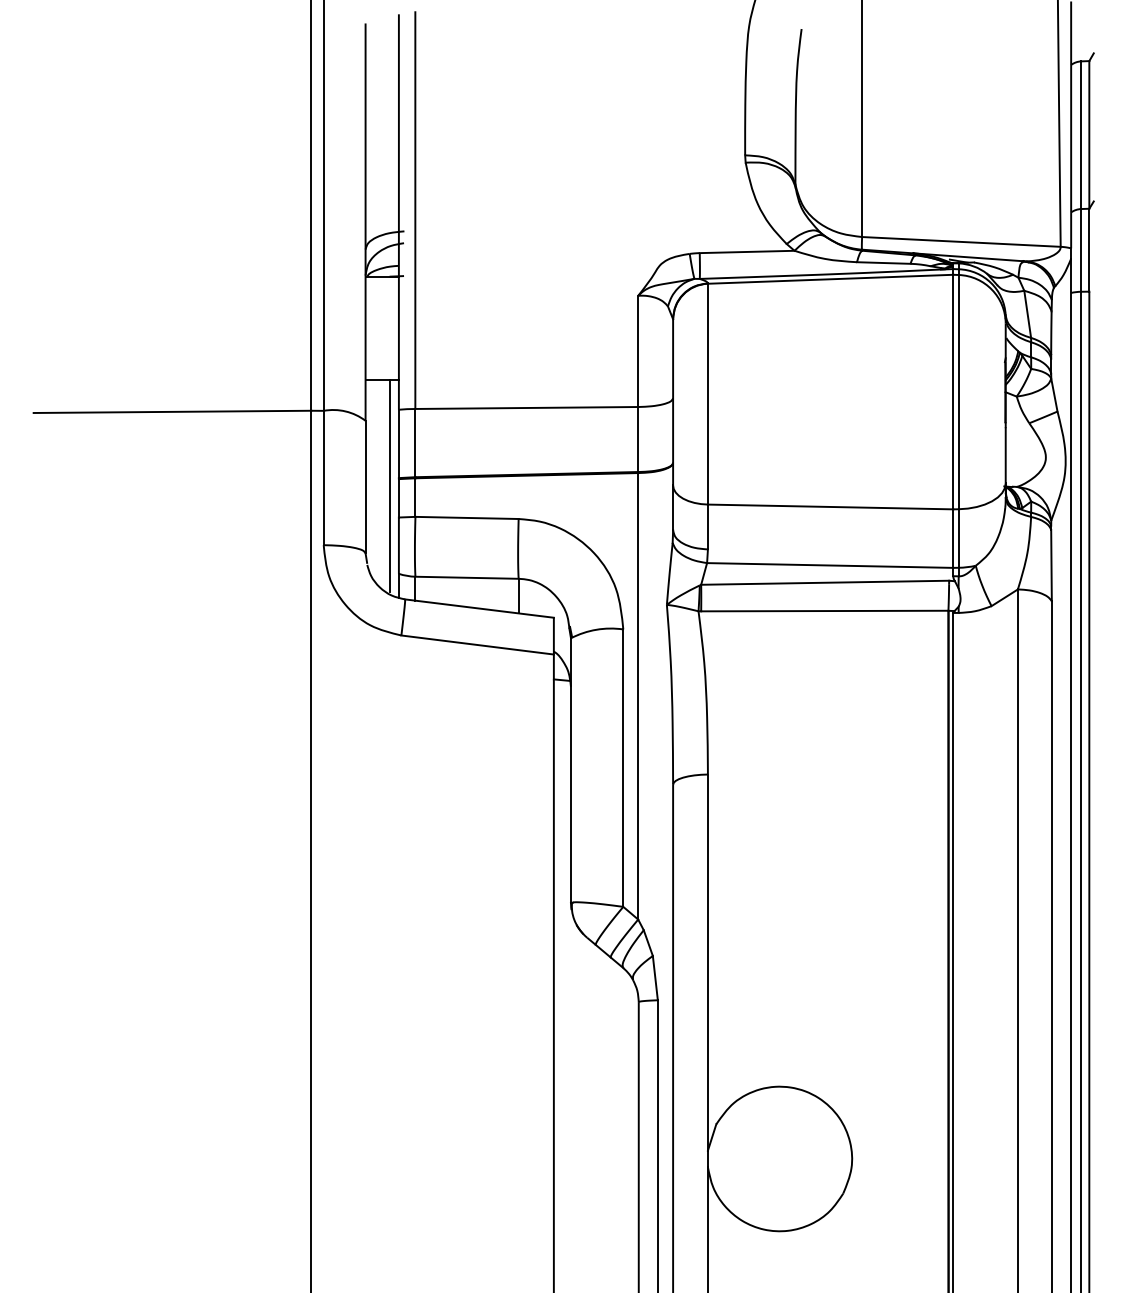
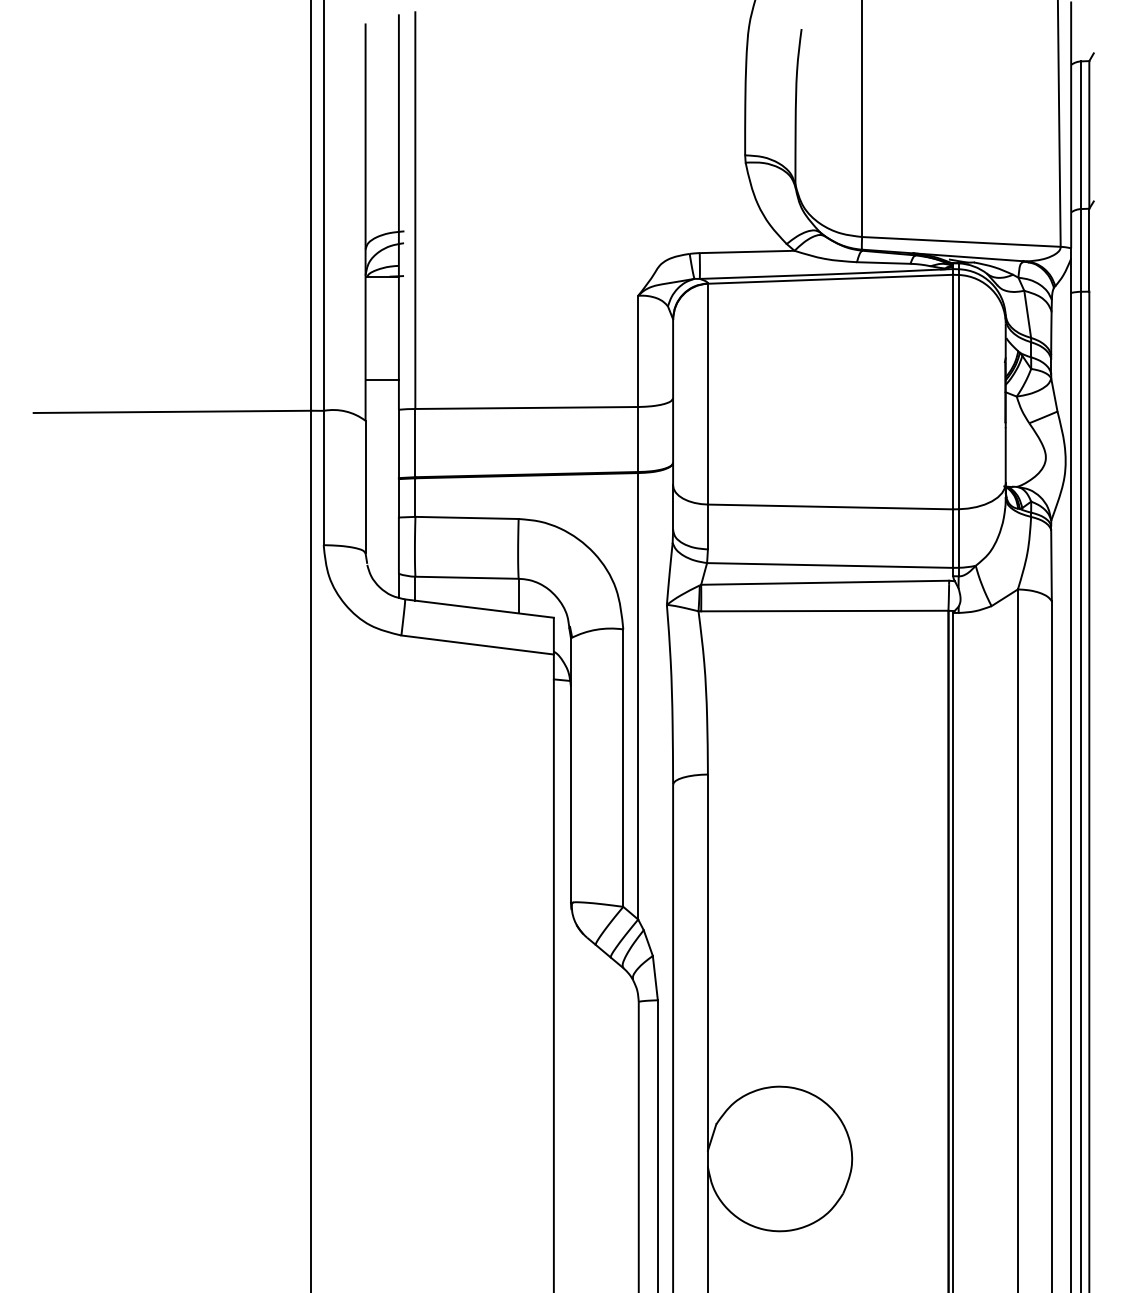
line: present -> none (389, 485)
